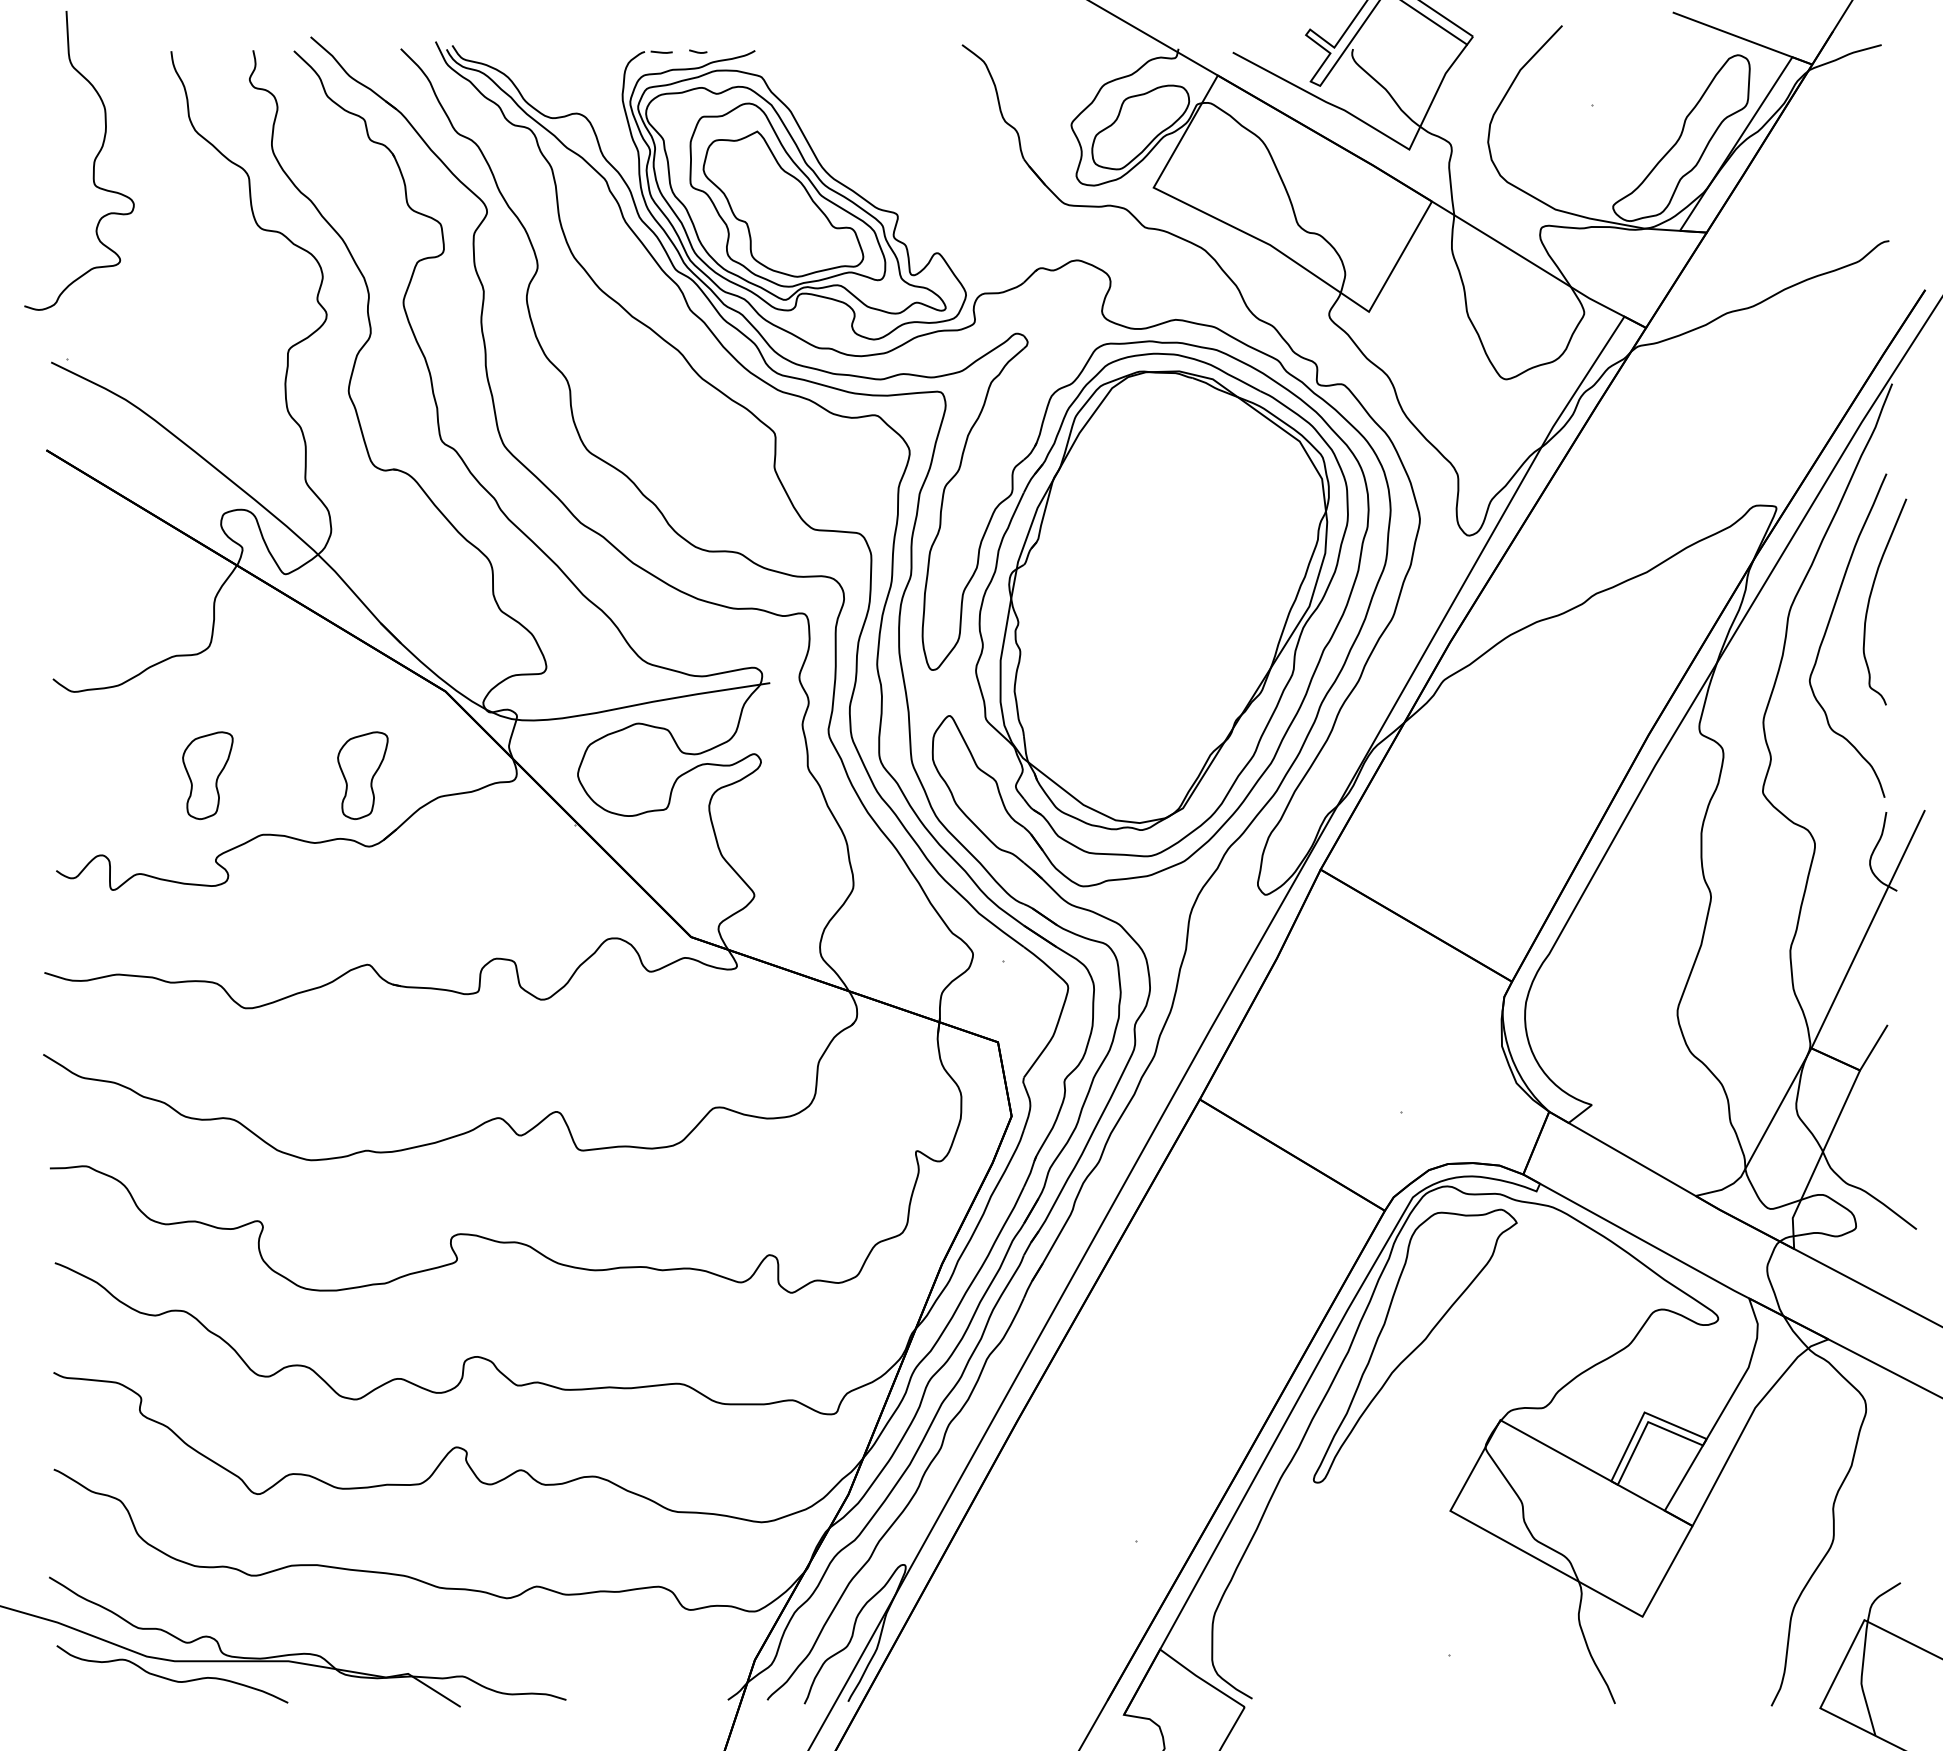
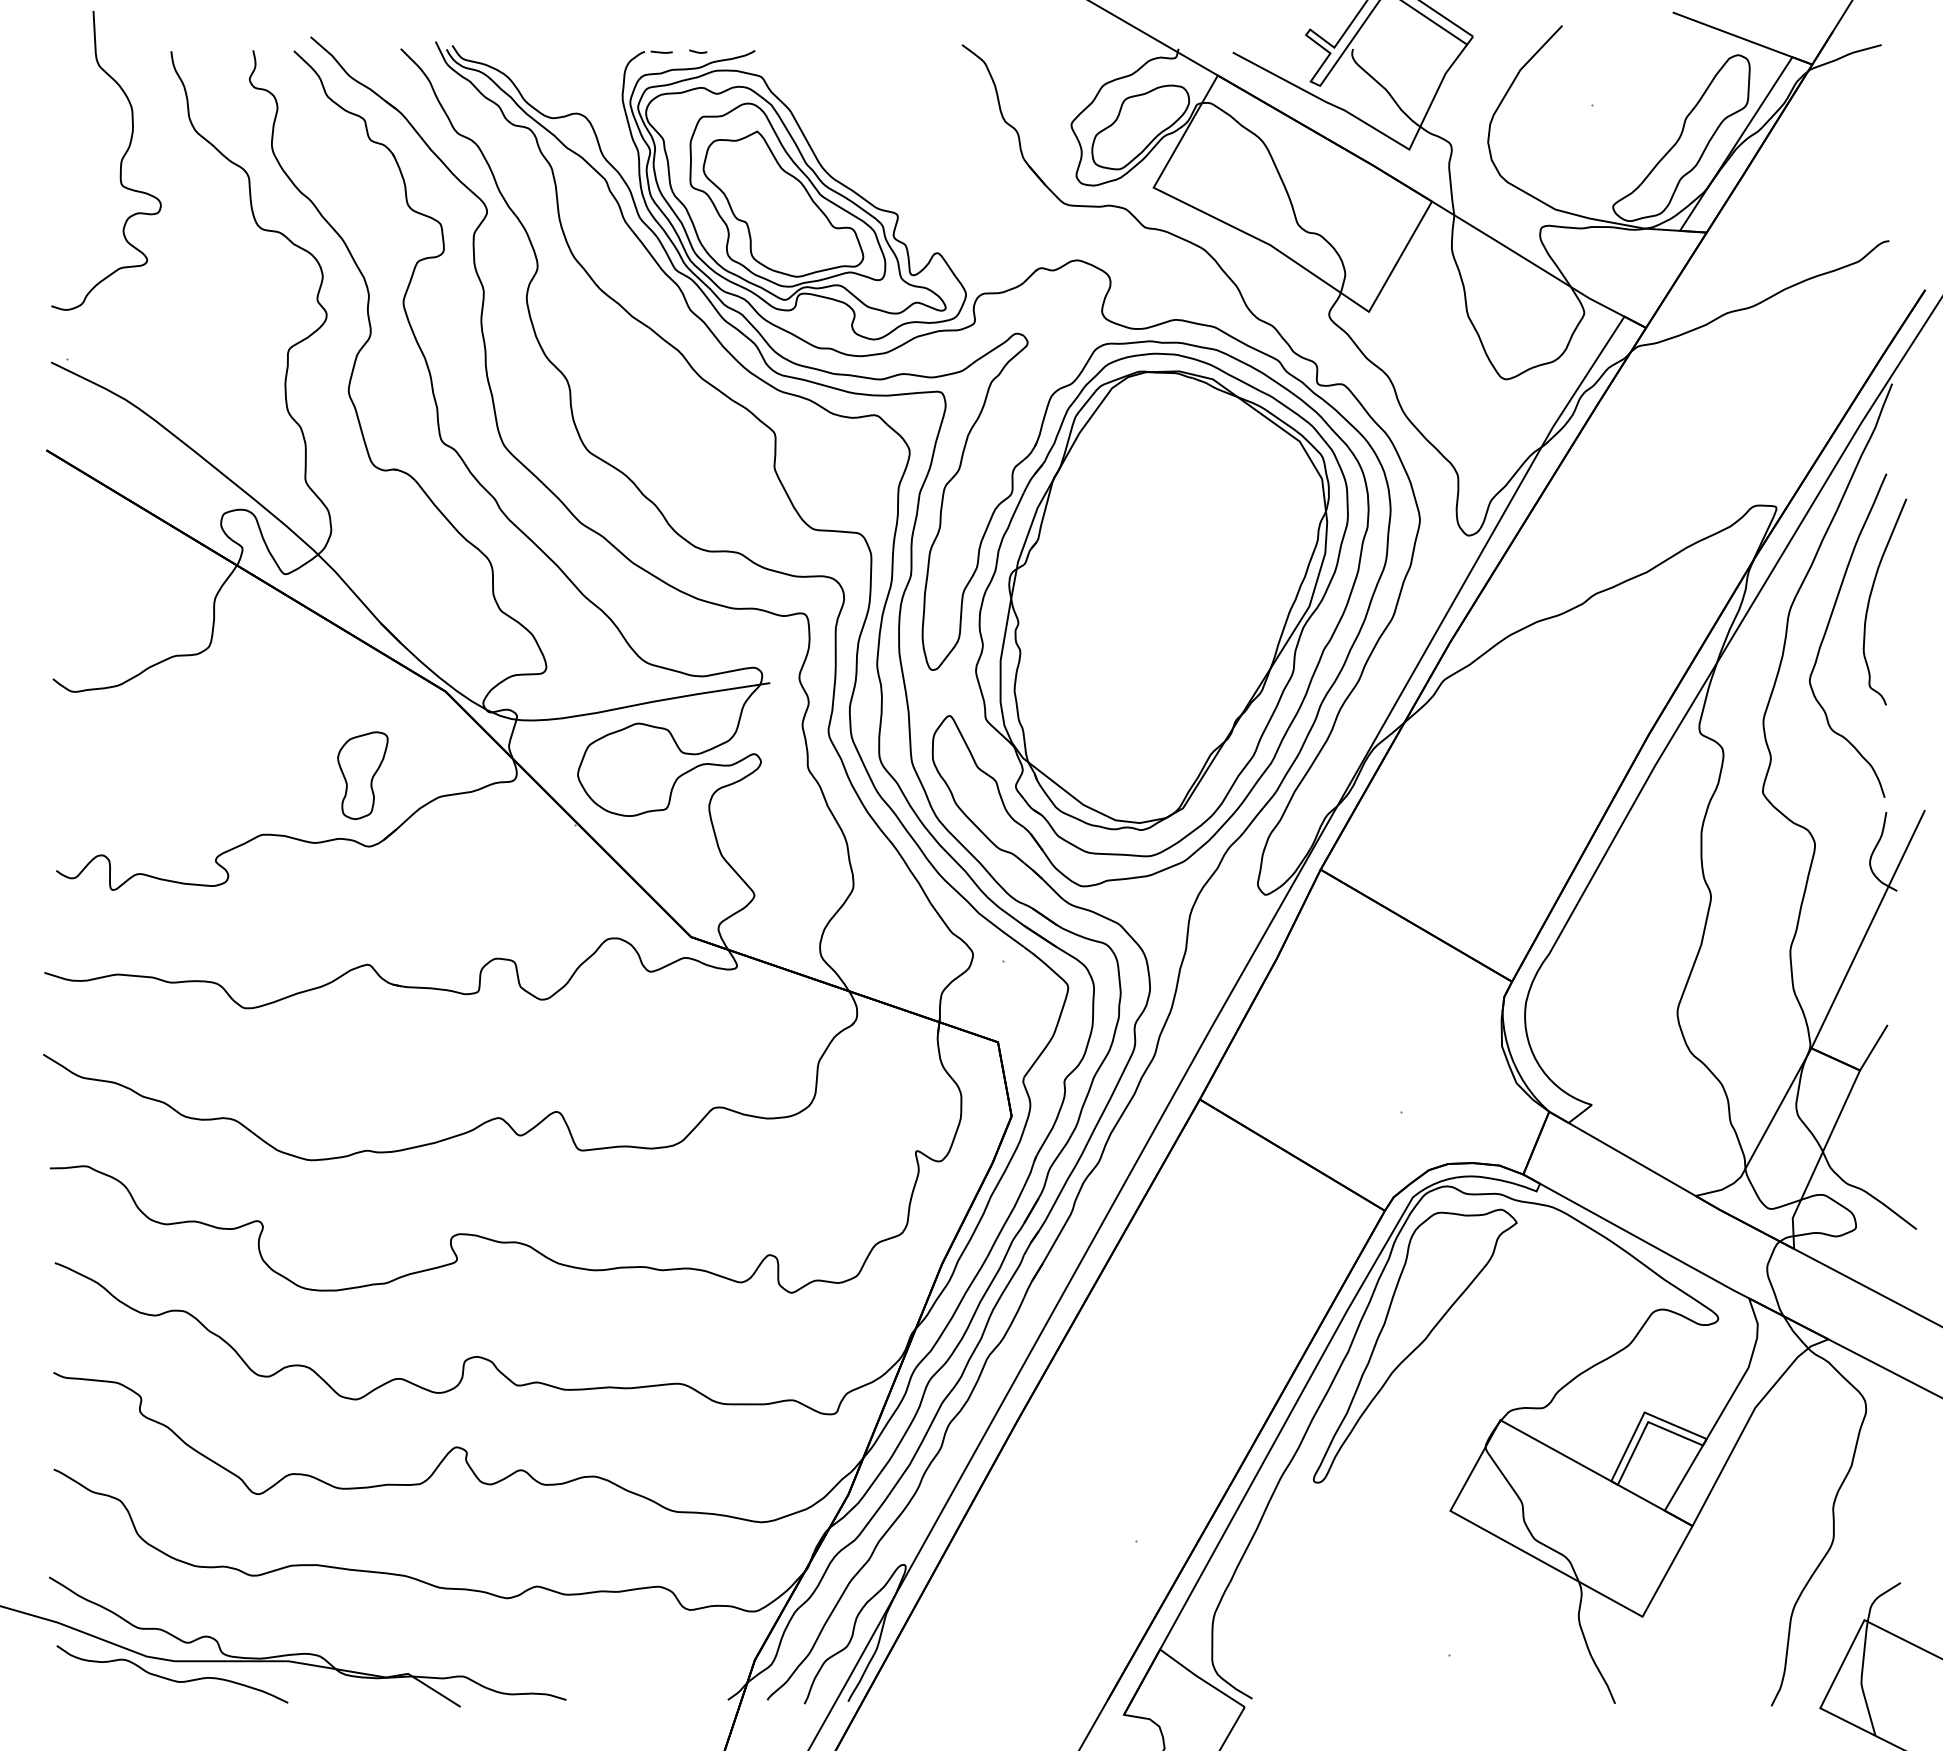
curve position: (93, 161) -> (120, 161) (120, 161)
part: present -> none (207, 775)
